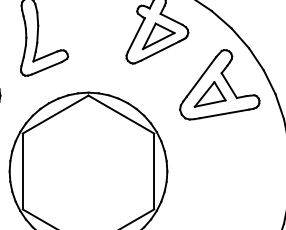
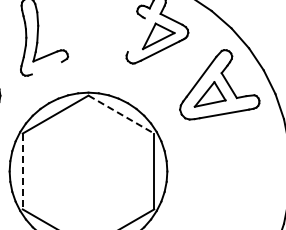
line: present -> none (135, 35)
line: present -> none (46, 68)
line: solid -> dashed (121, 114)
line: solid -> dashed (22, 171)
